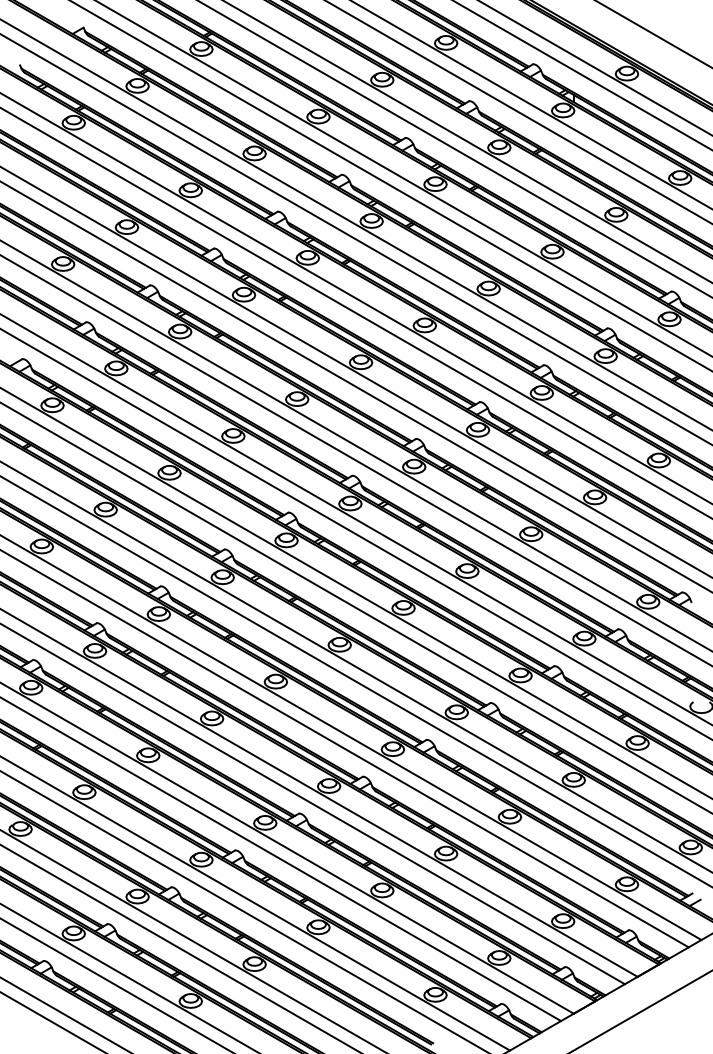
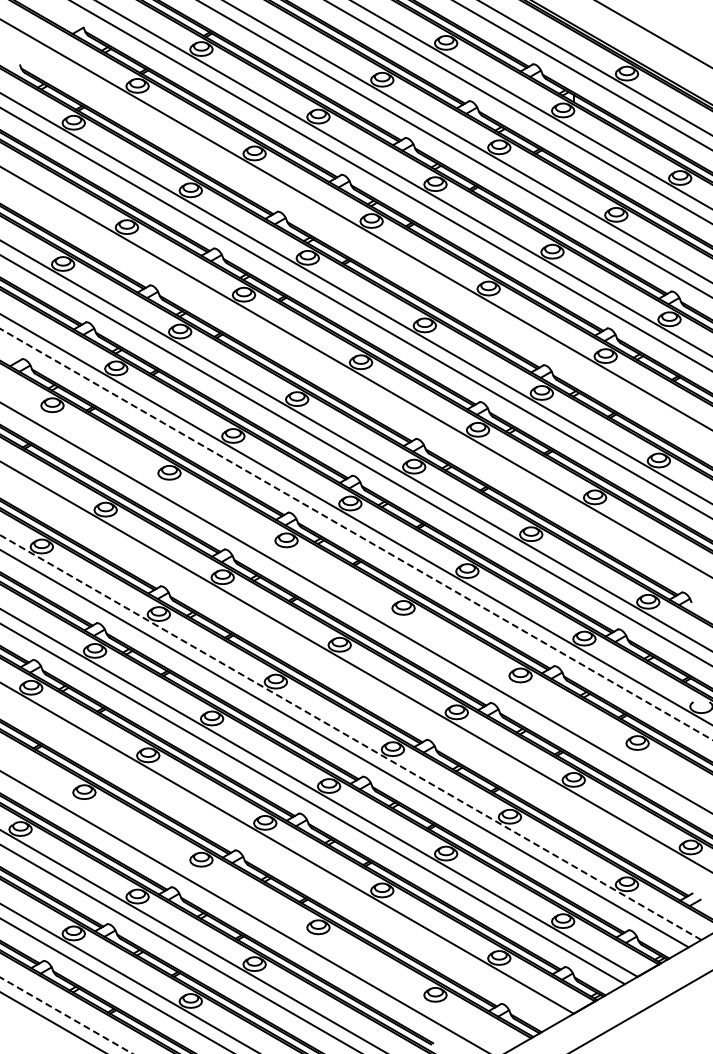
line: present -> none (355, 239)
line: present -> none (355, 386)
line: solid -> dashed (356, 534)
line: present -> none (355, 593)
line: present -> none (355, 681)
line: solid -> dashed (350, 737)
line: present -> none (281, 859)
line: present -> none (255, 903)
line: solid -> dashed (65, 1015)
